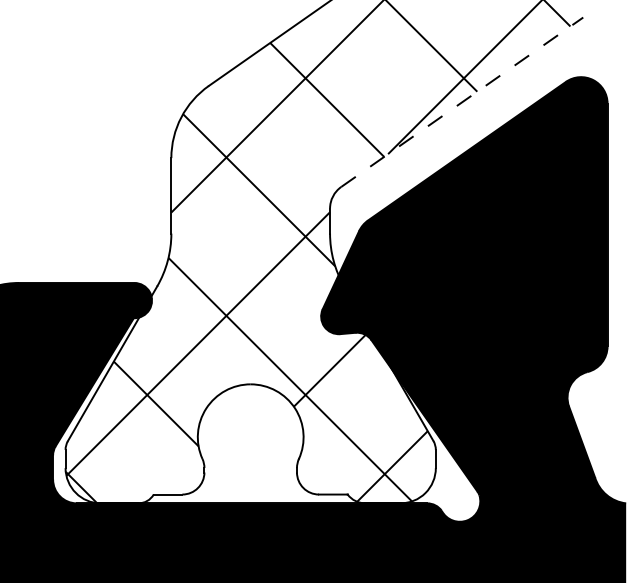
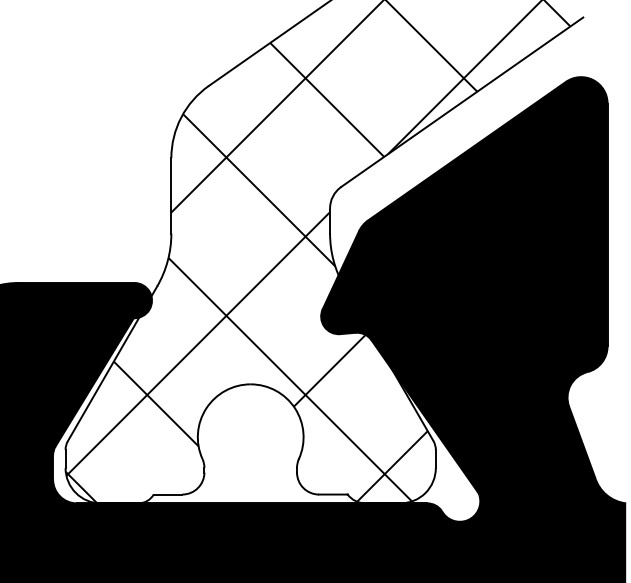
line: dashed -> solid (462, 102)
